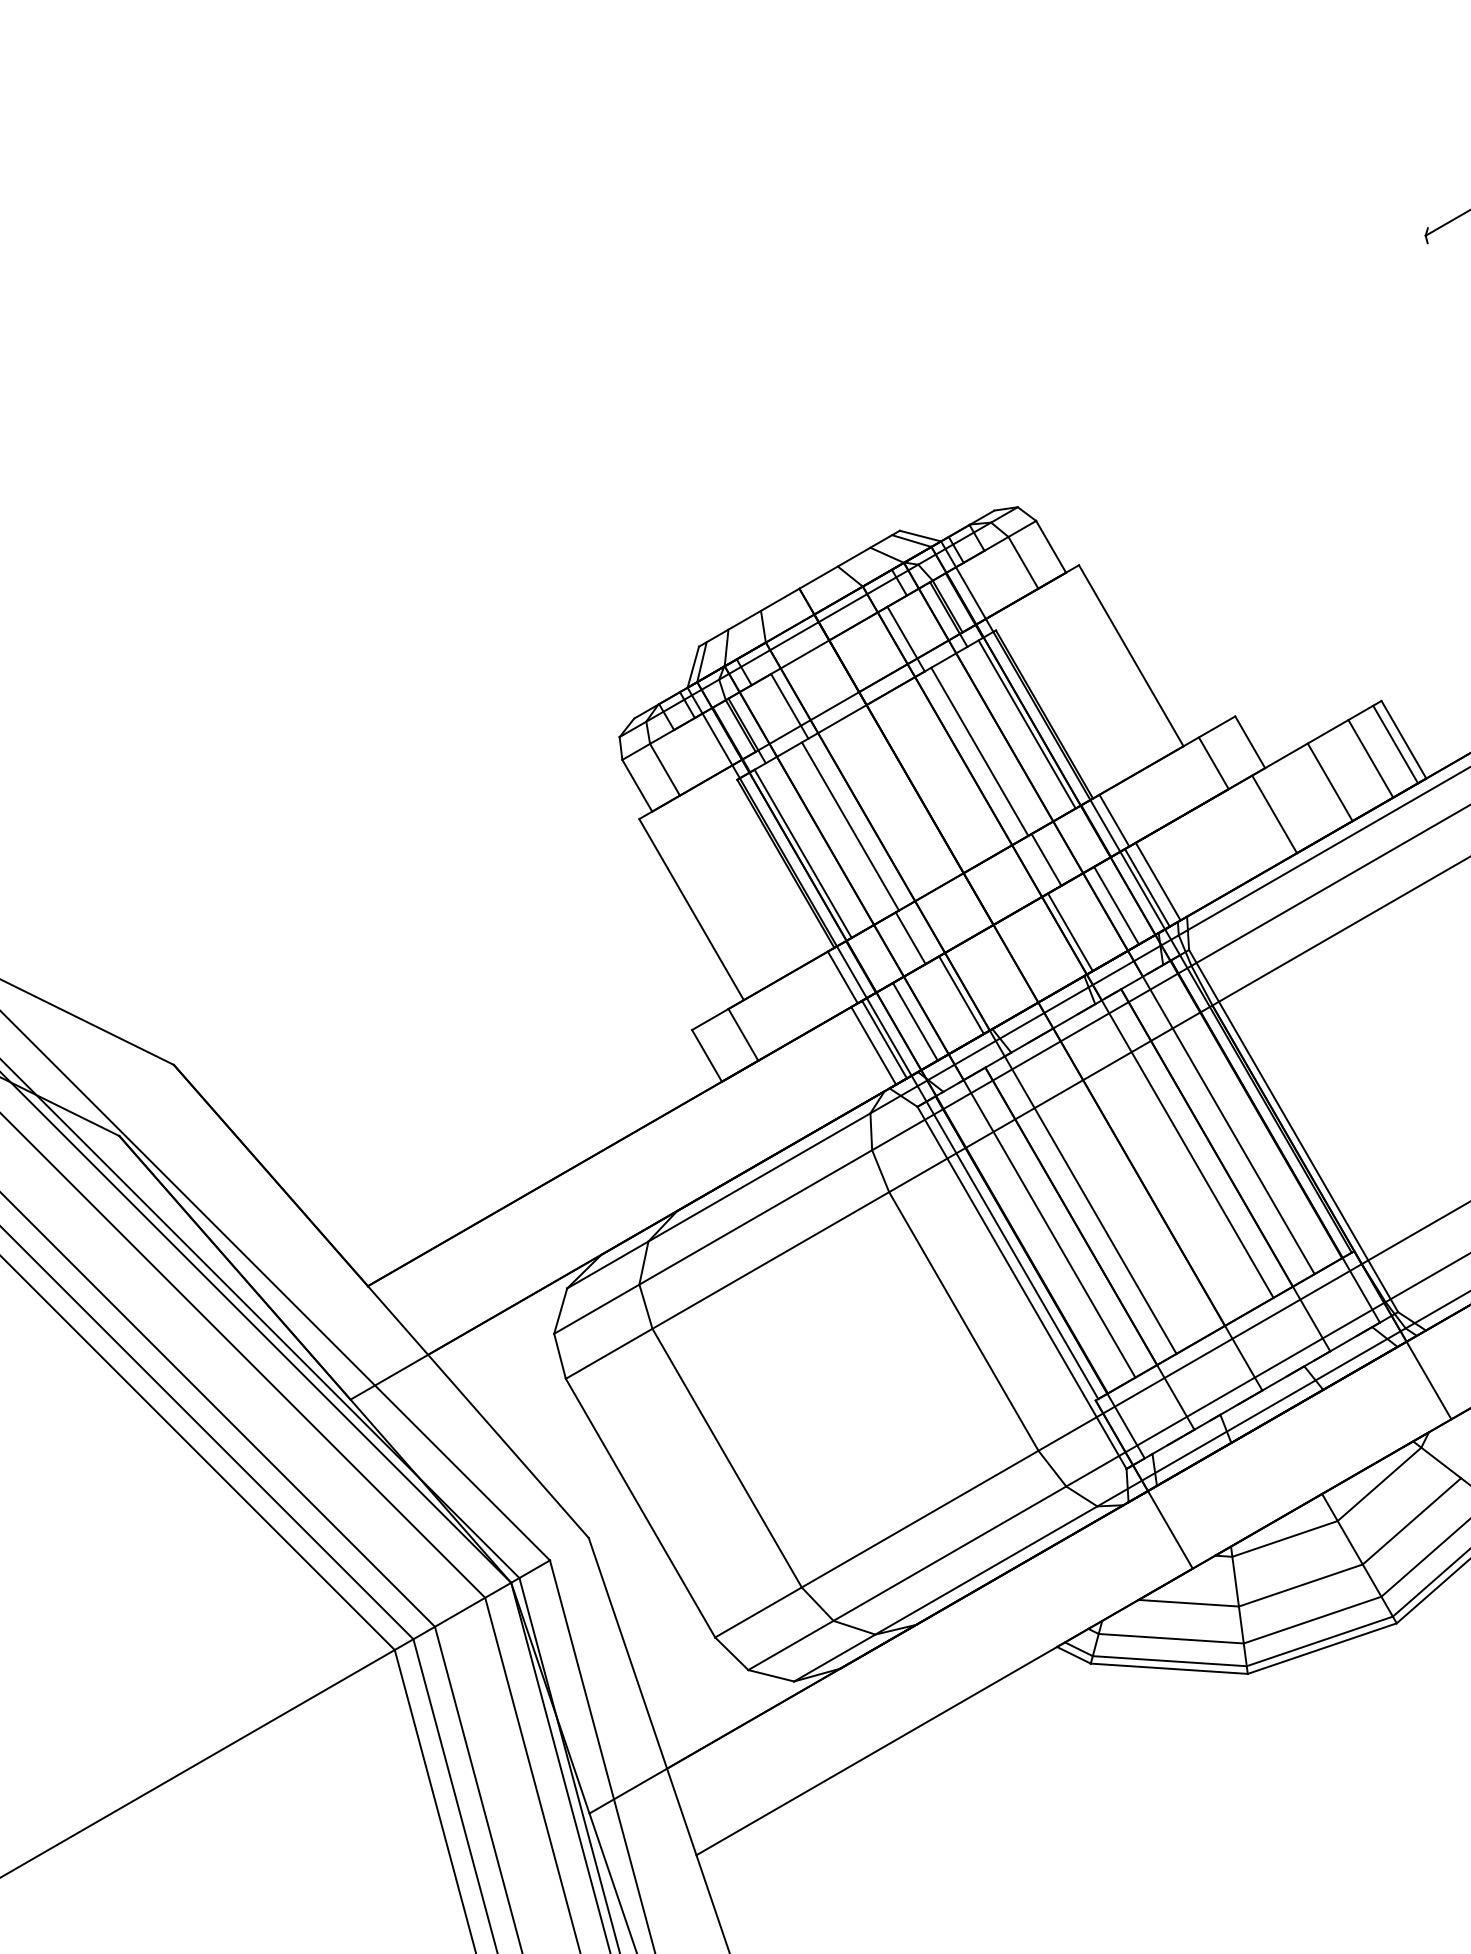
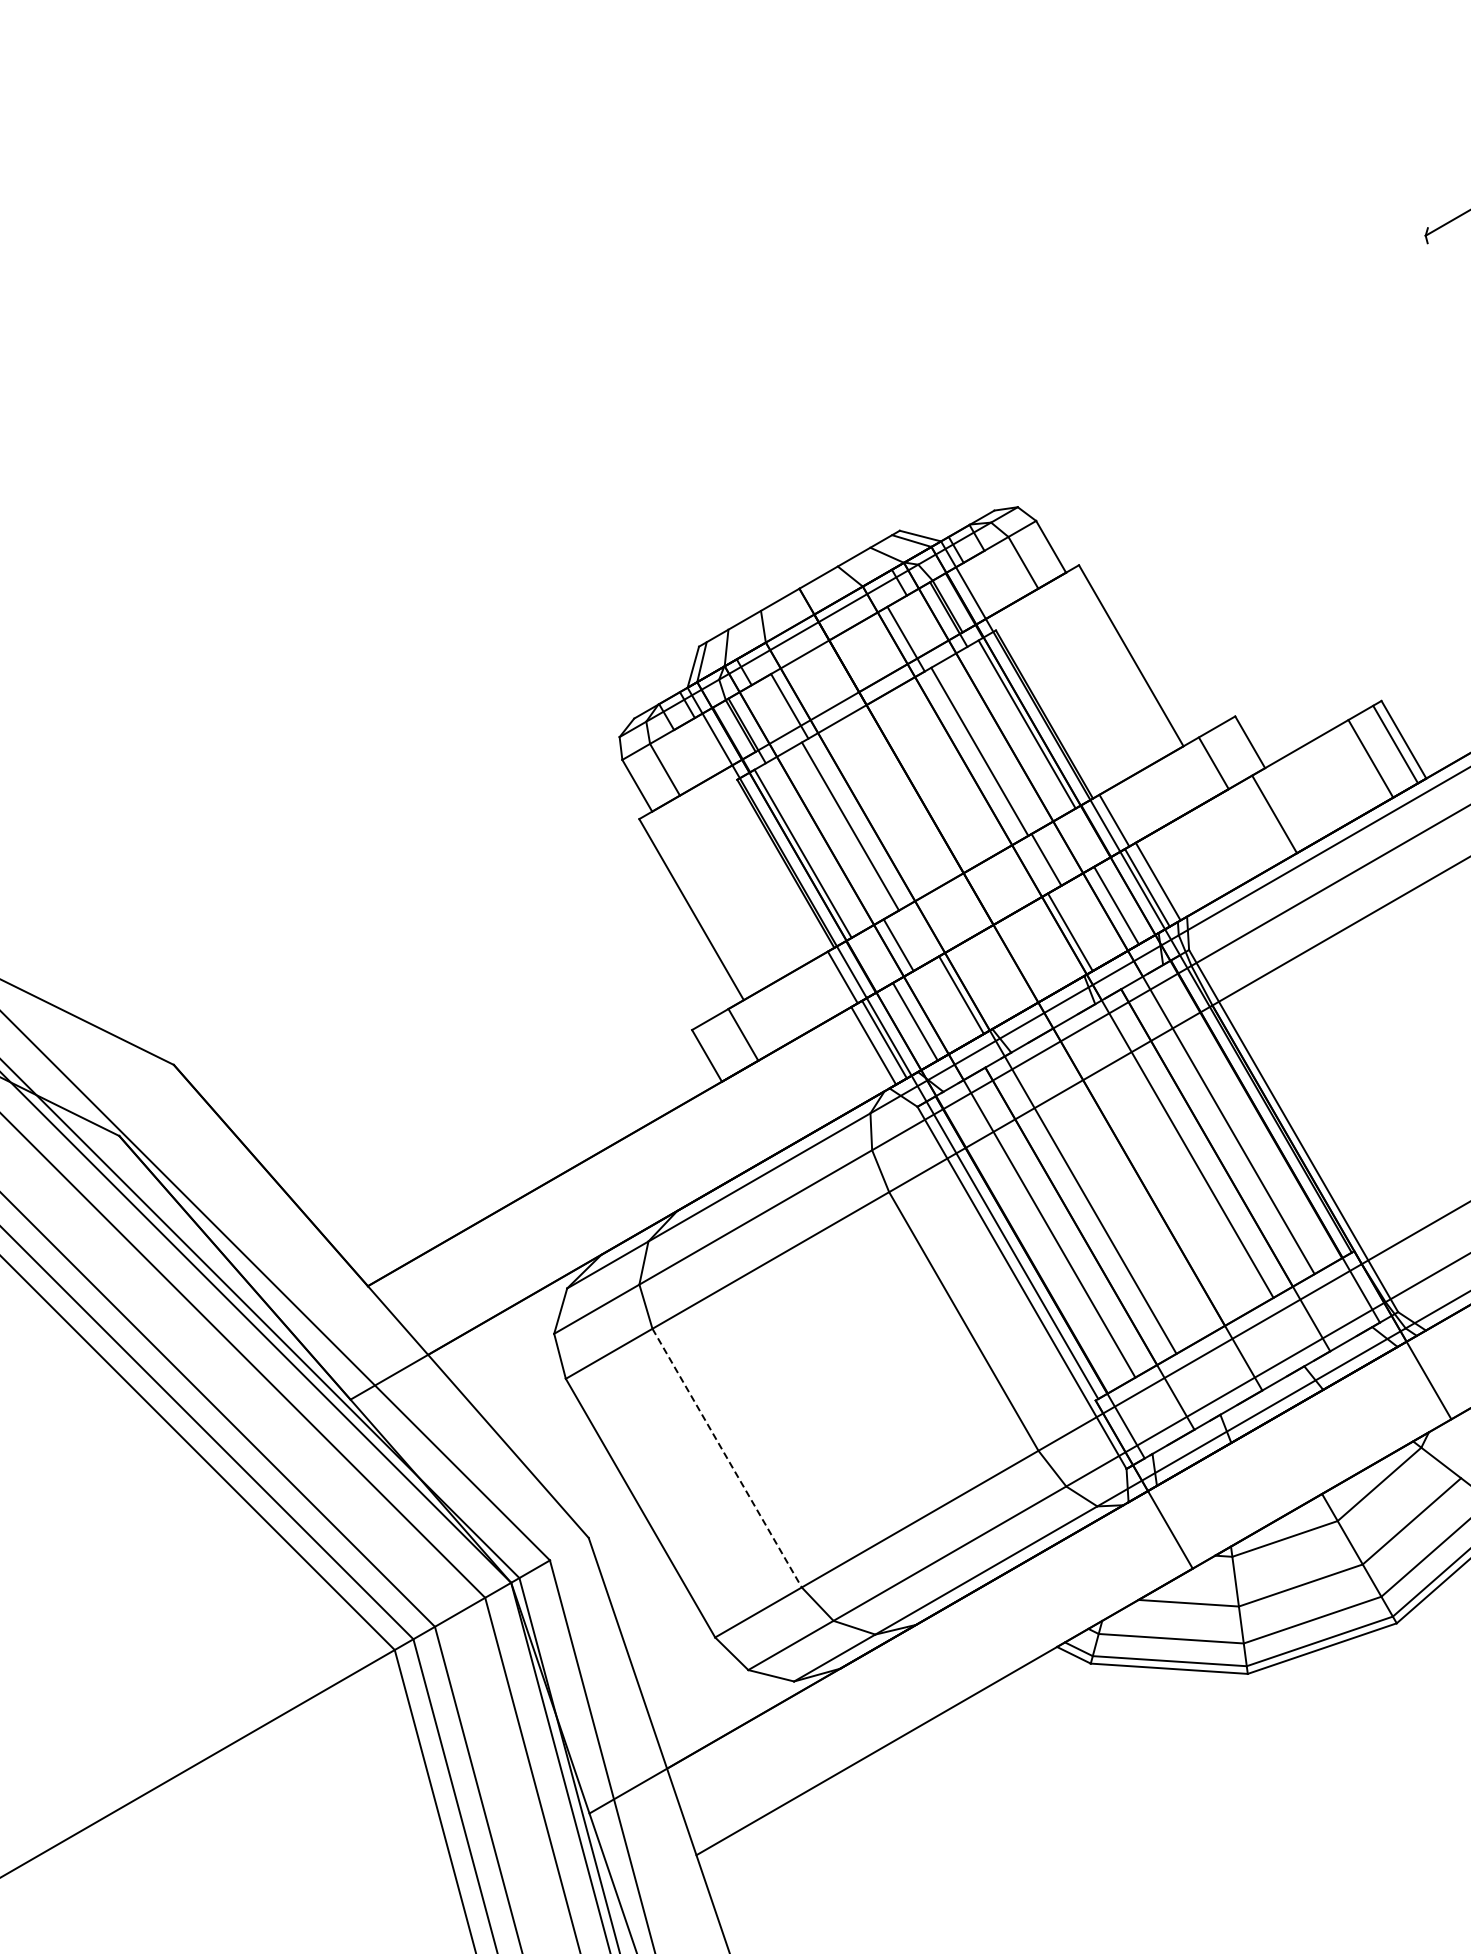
line: present -> none (1329, 782)
line position: (910, 938) -> (898, 945) (898, 945)
line: solid -> dashed (727, 1458)
